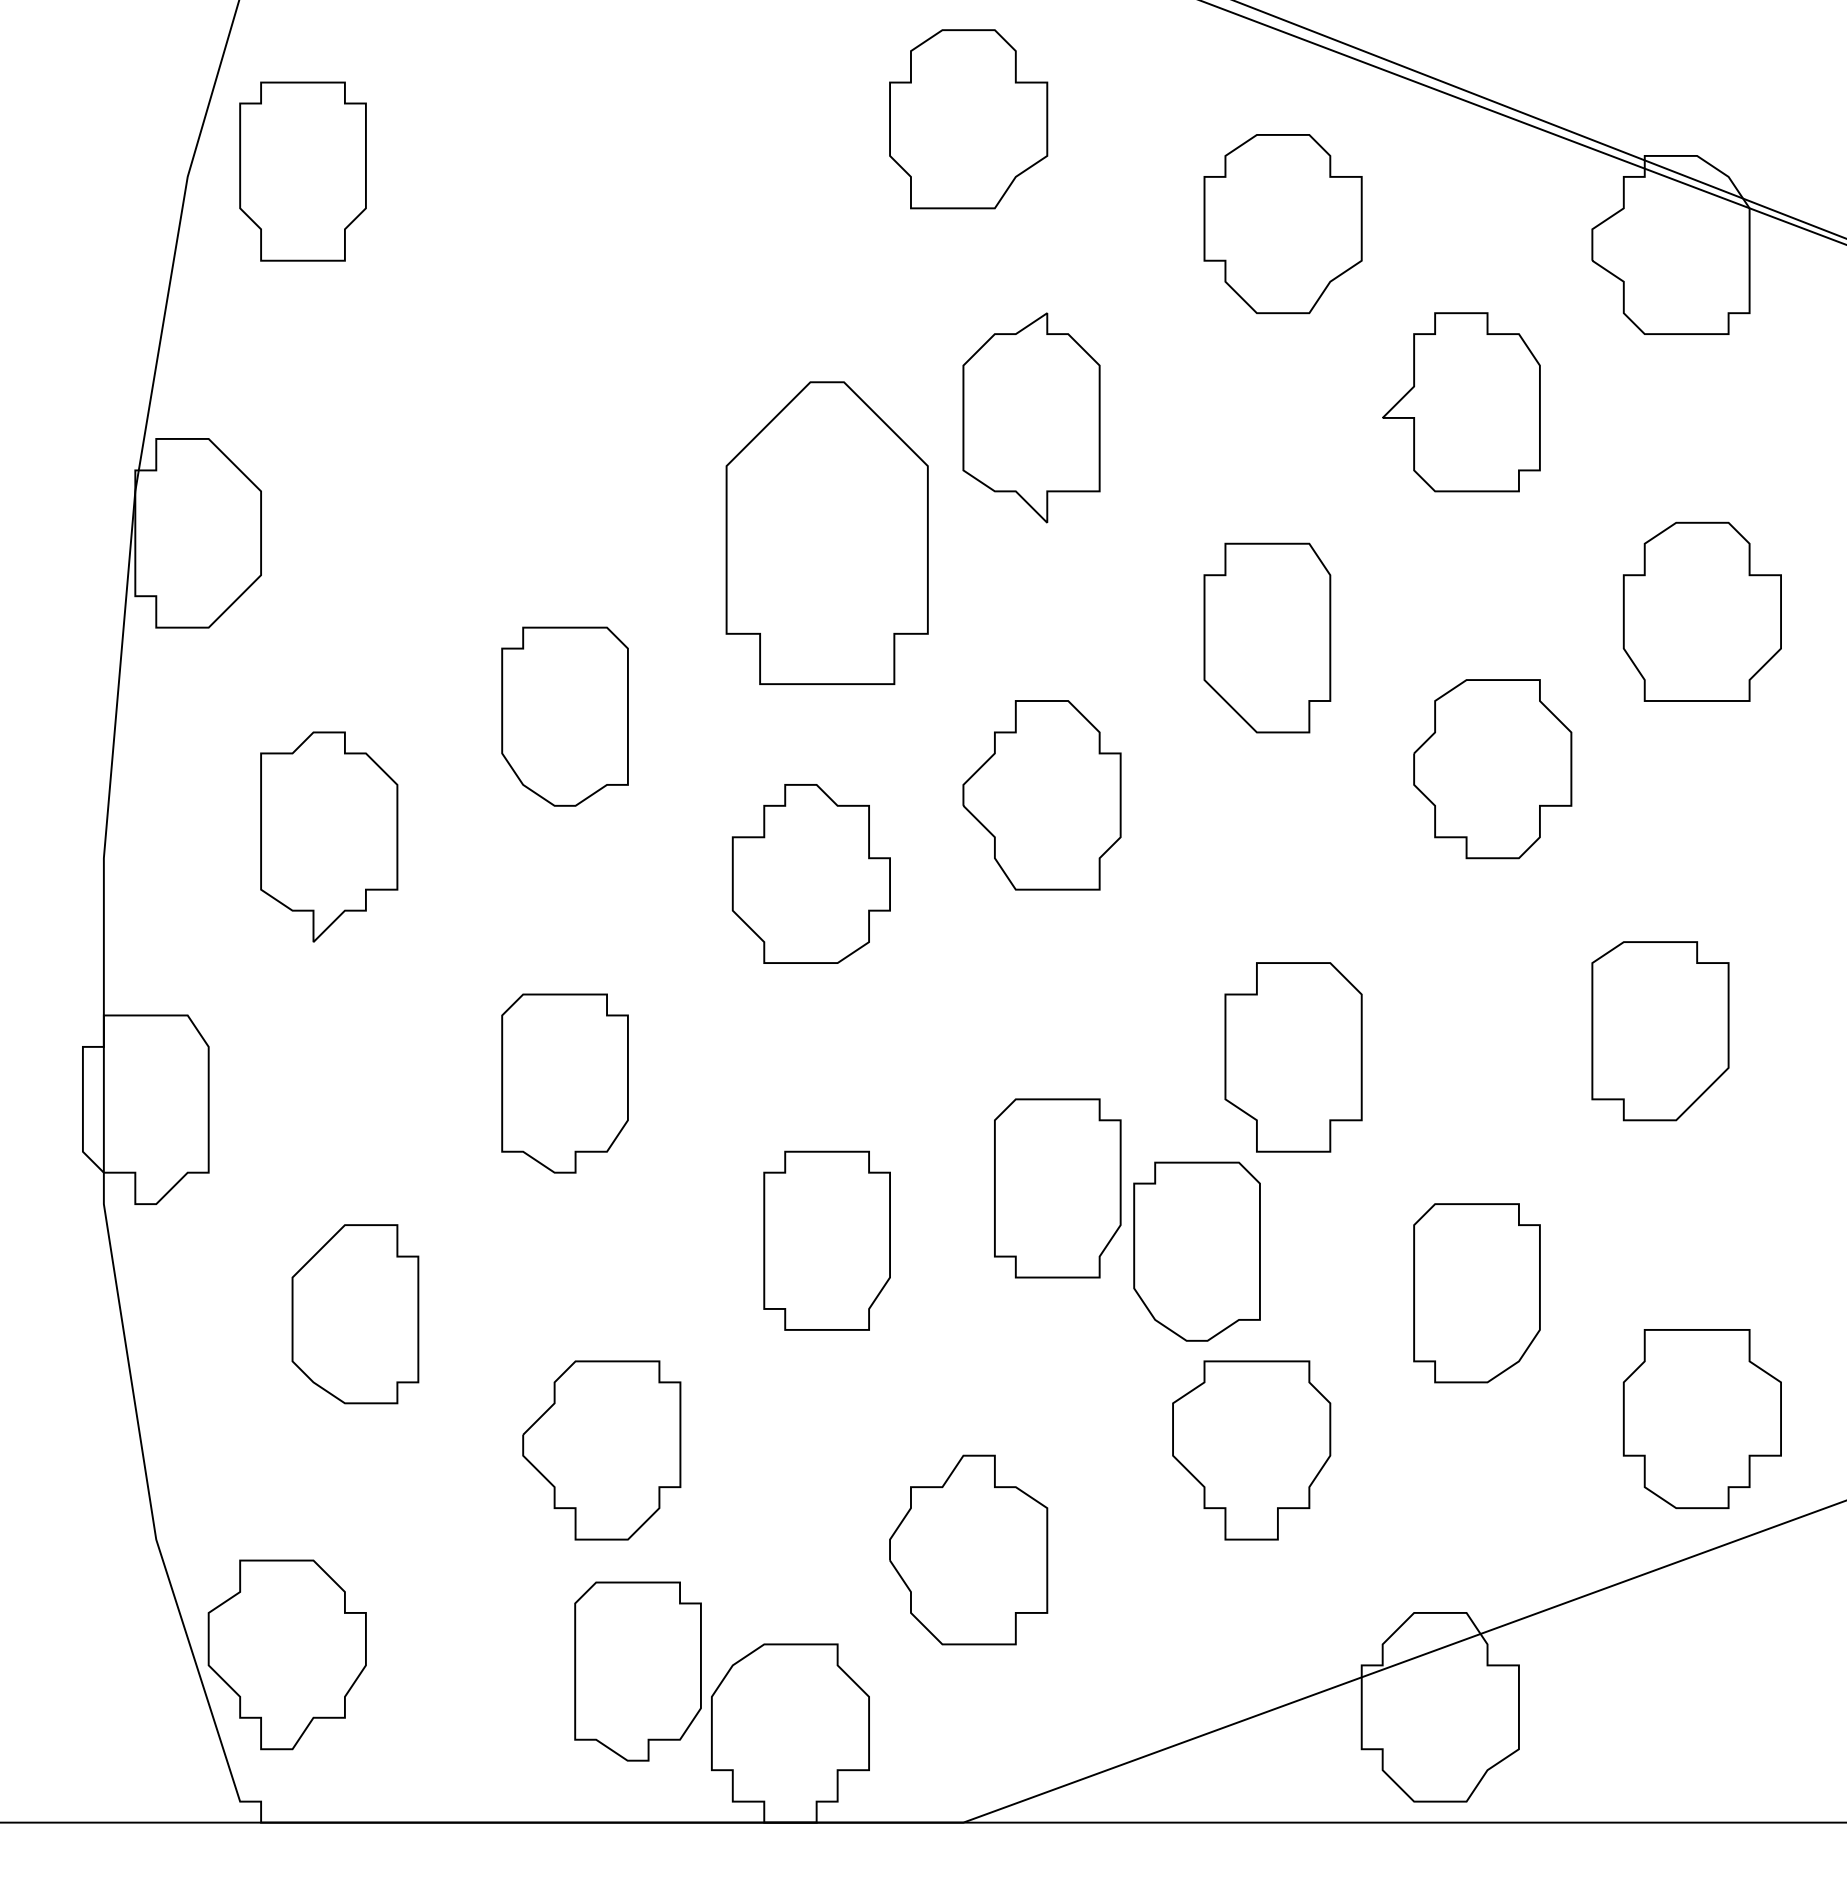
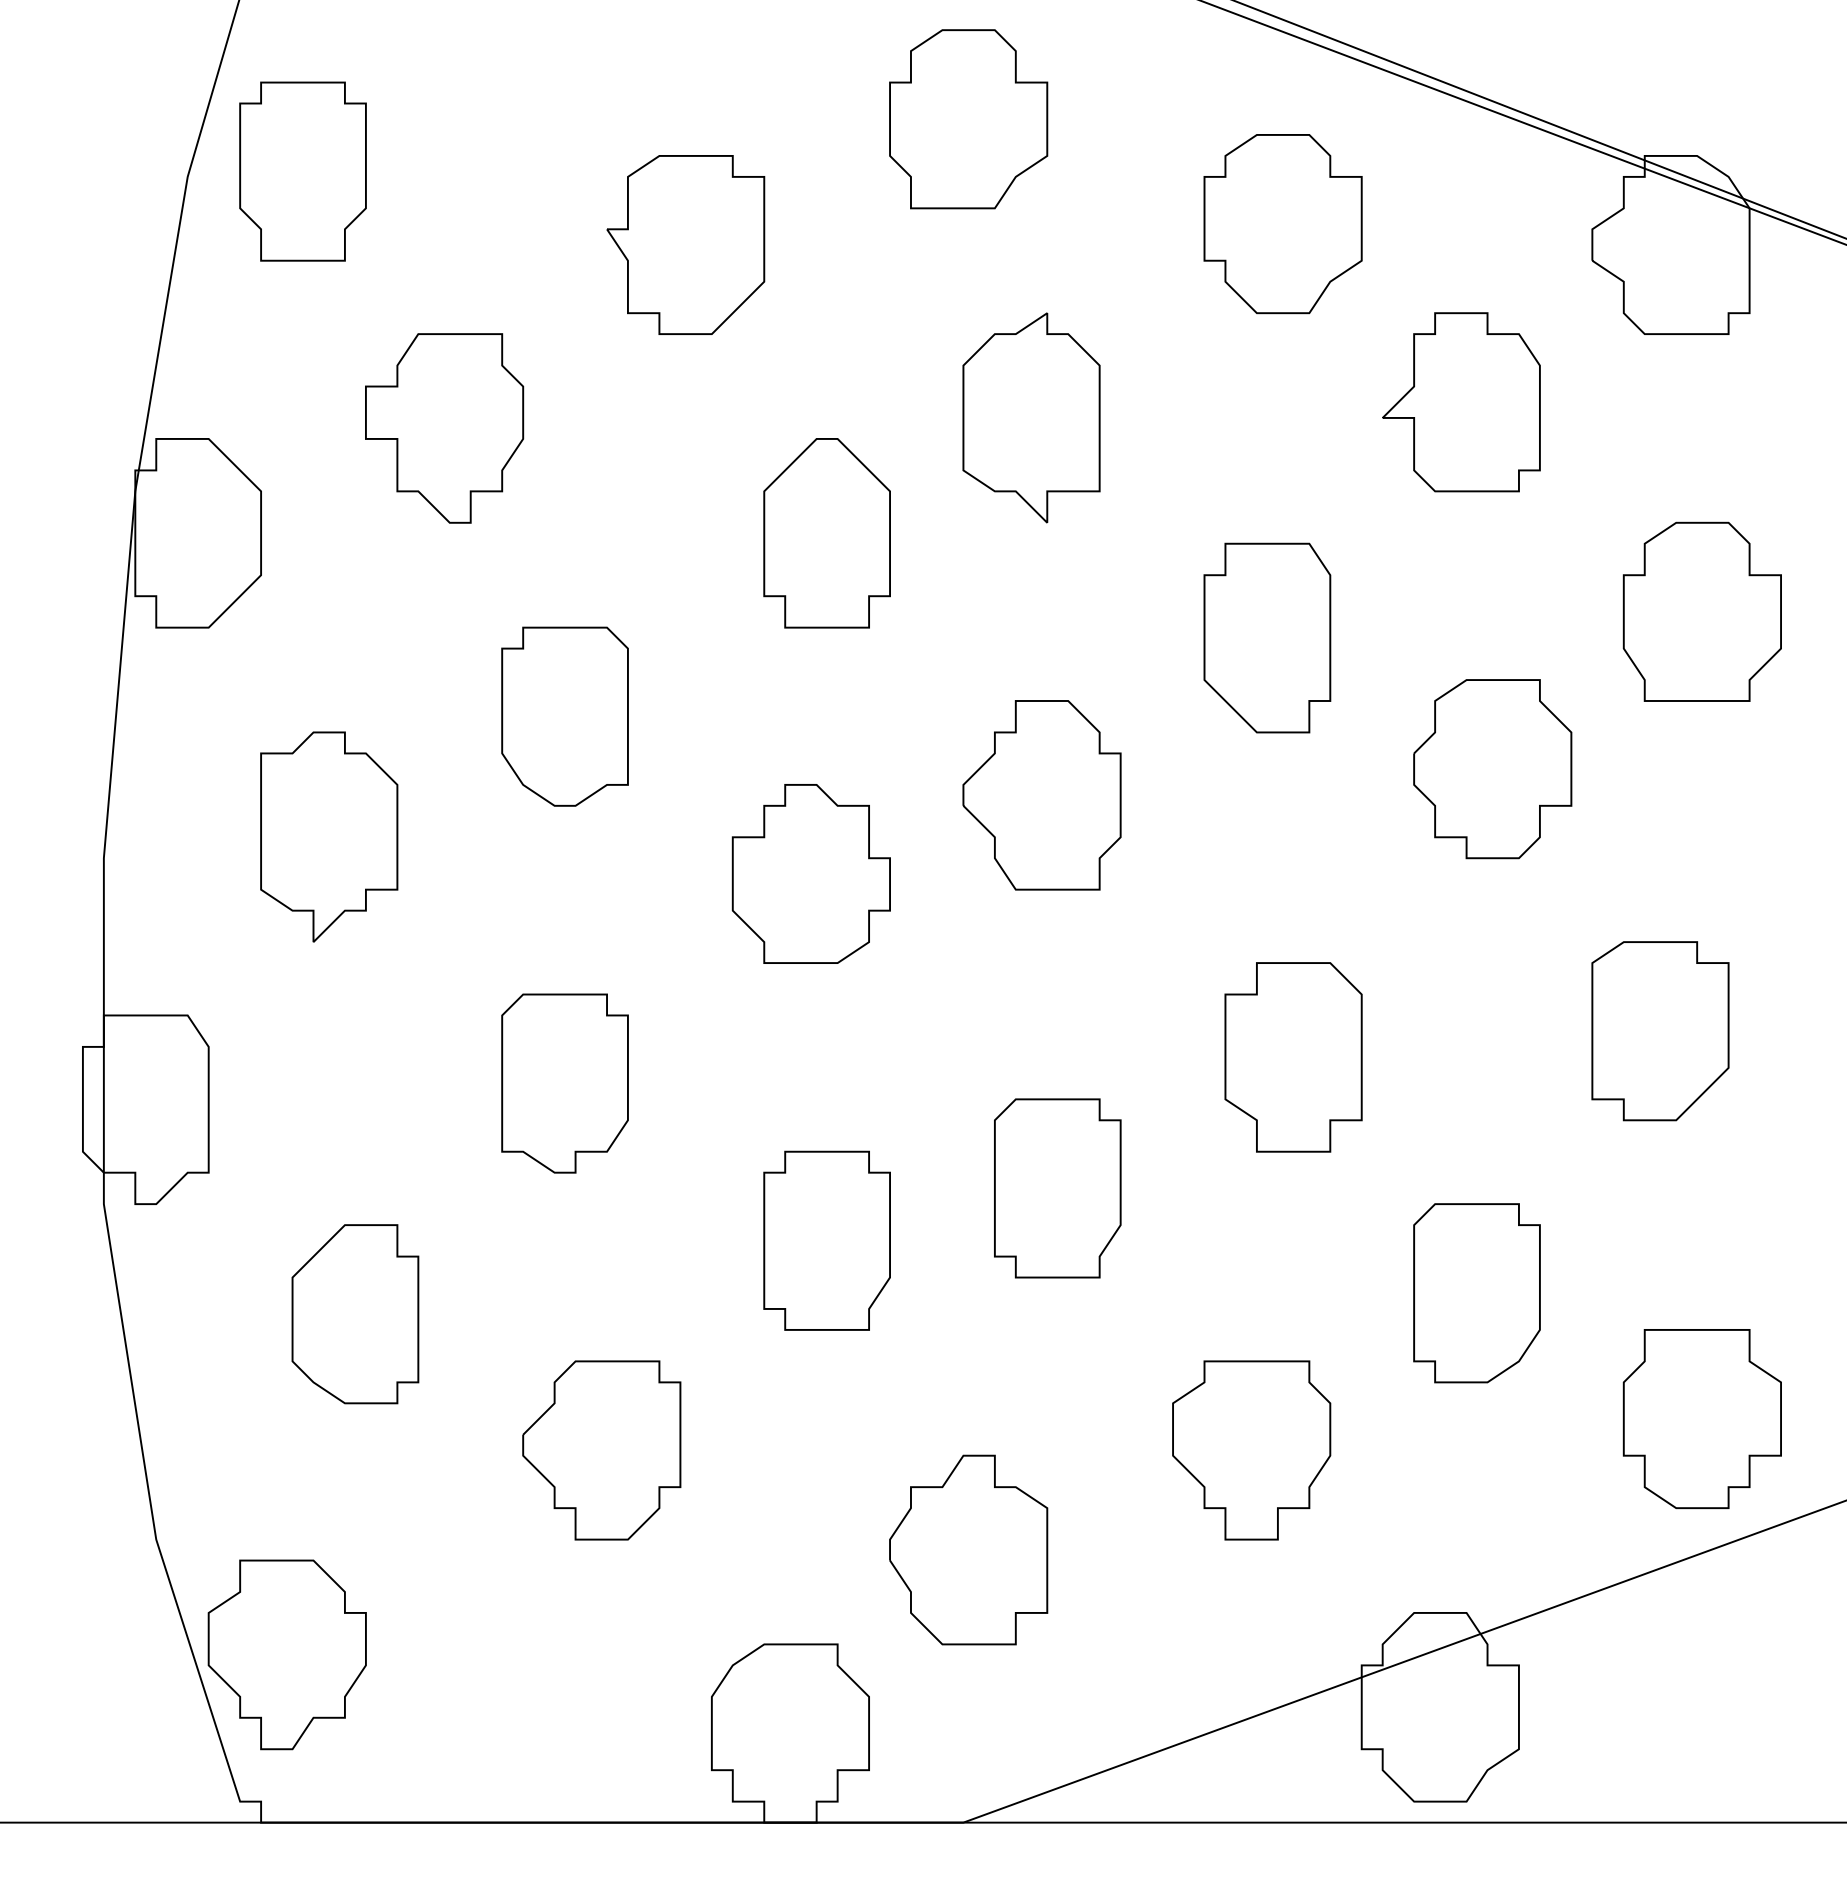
part: none -> present (685, 244)
part: none -> present (444, 428)
part size: 204x304 px -> 128x191 px (826, 533)
part: present -> none (1196, 1251)
part: present -> none (637, 1671)
